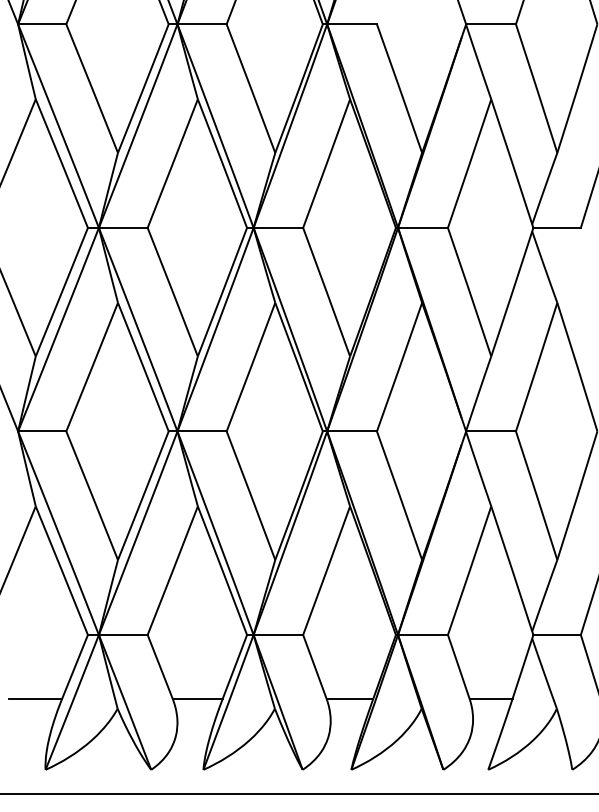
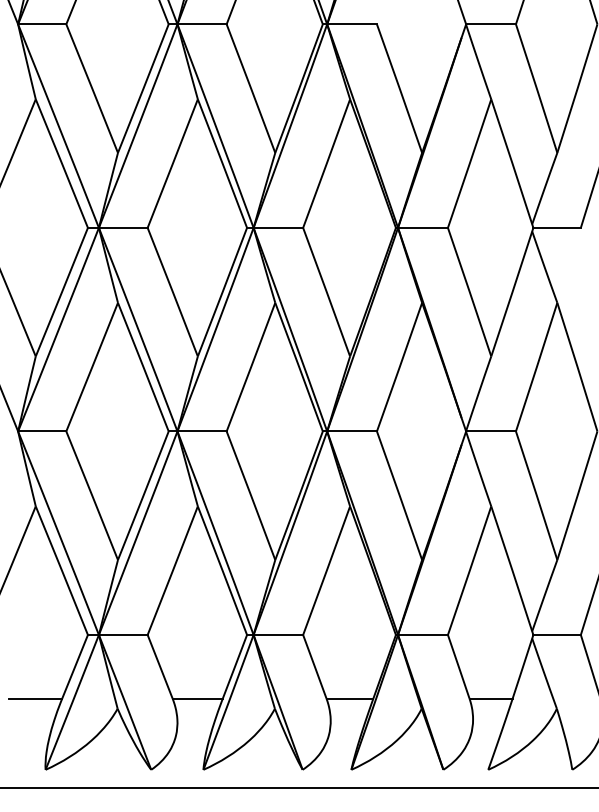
line position: (298, 793) -> (298, 787) (298, 787)
